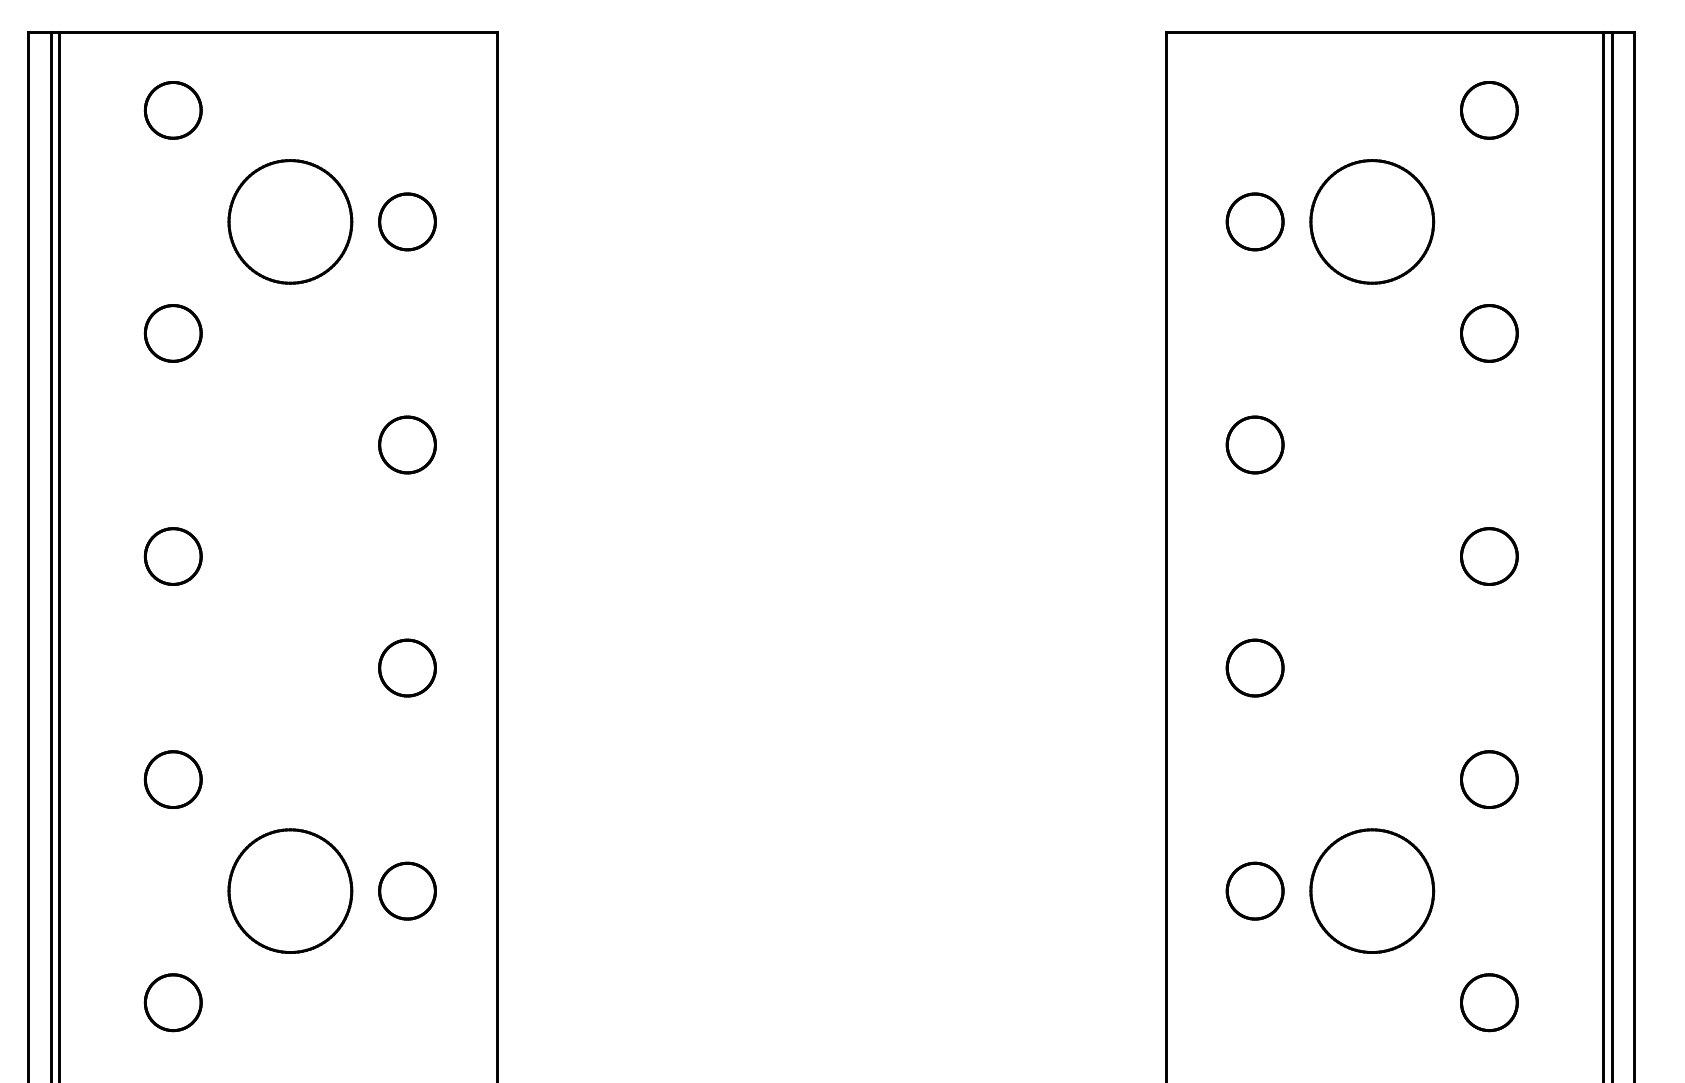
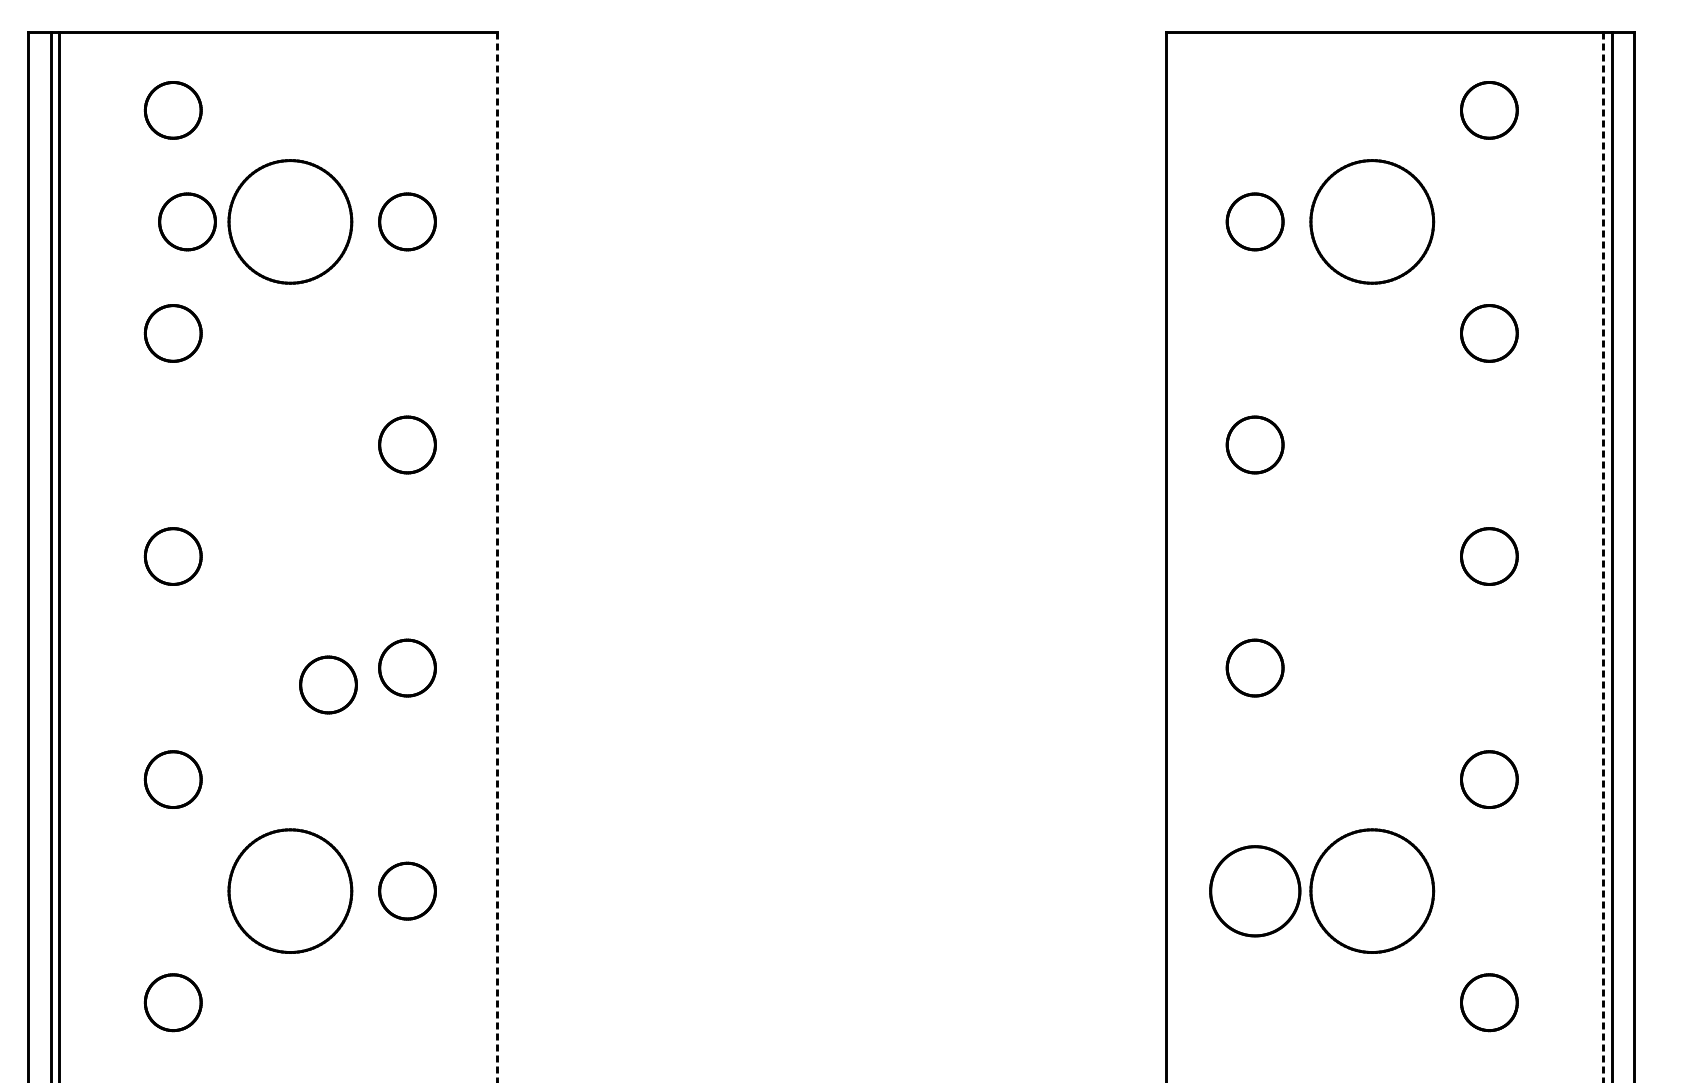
part: none -> present (187, 221)
line: solid -> dashed (1603, 557)
line: solid -> dashed (496, 558)
part: none -> present (328, 684)
part size: 60x60 px -> 93x93 px (1255, 891)
